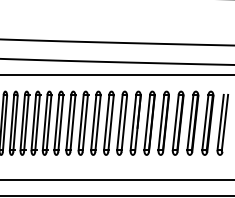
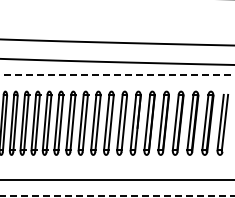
line: solid -> dashed (117, 75)
line: solid -> dashed (117, 195)
